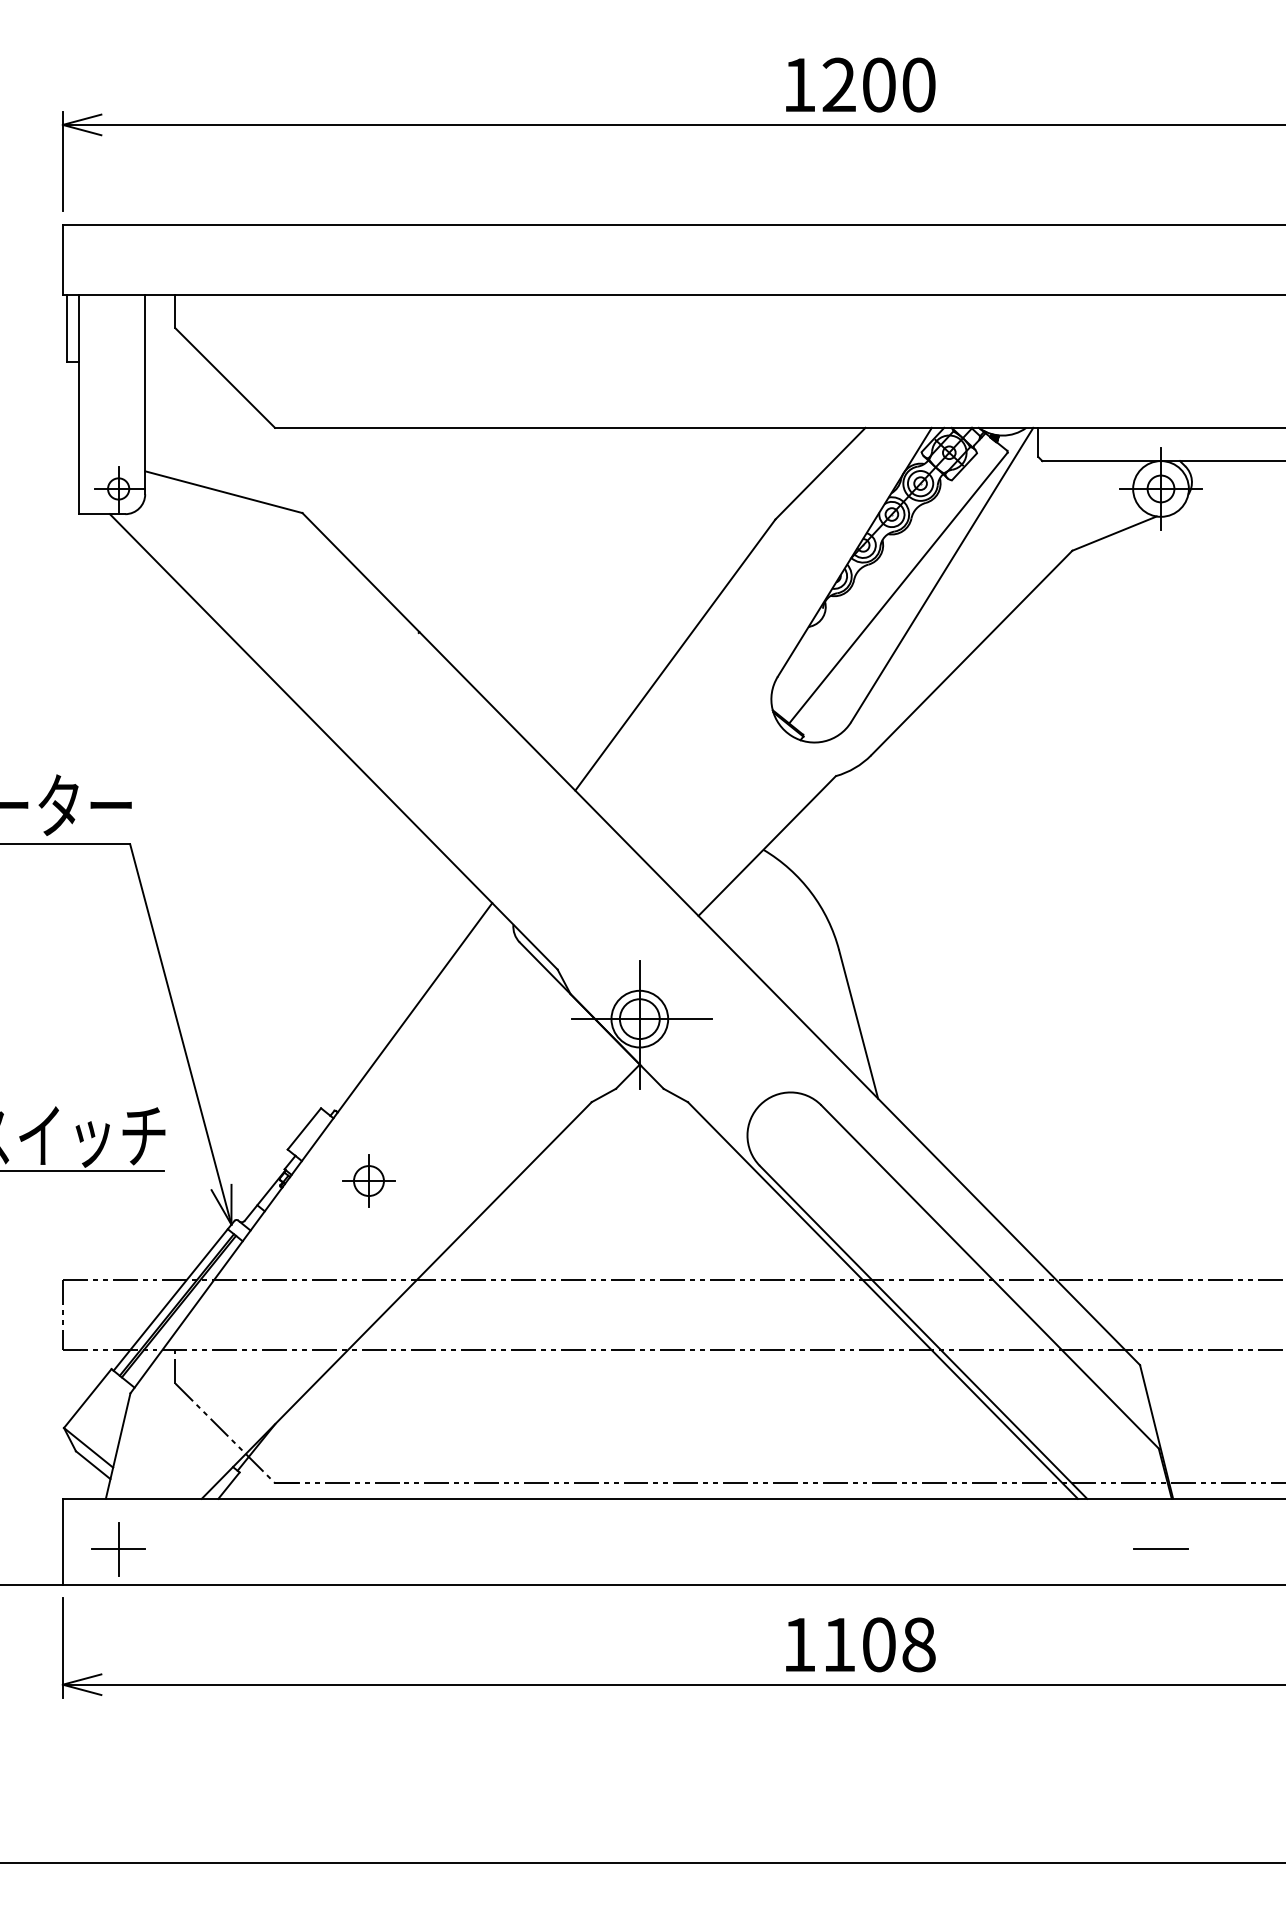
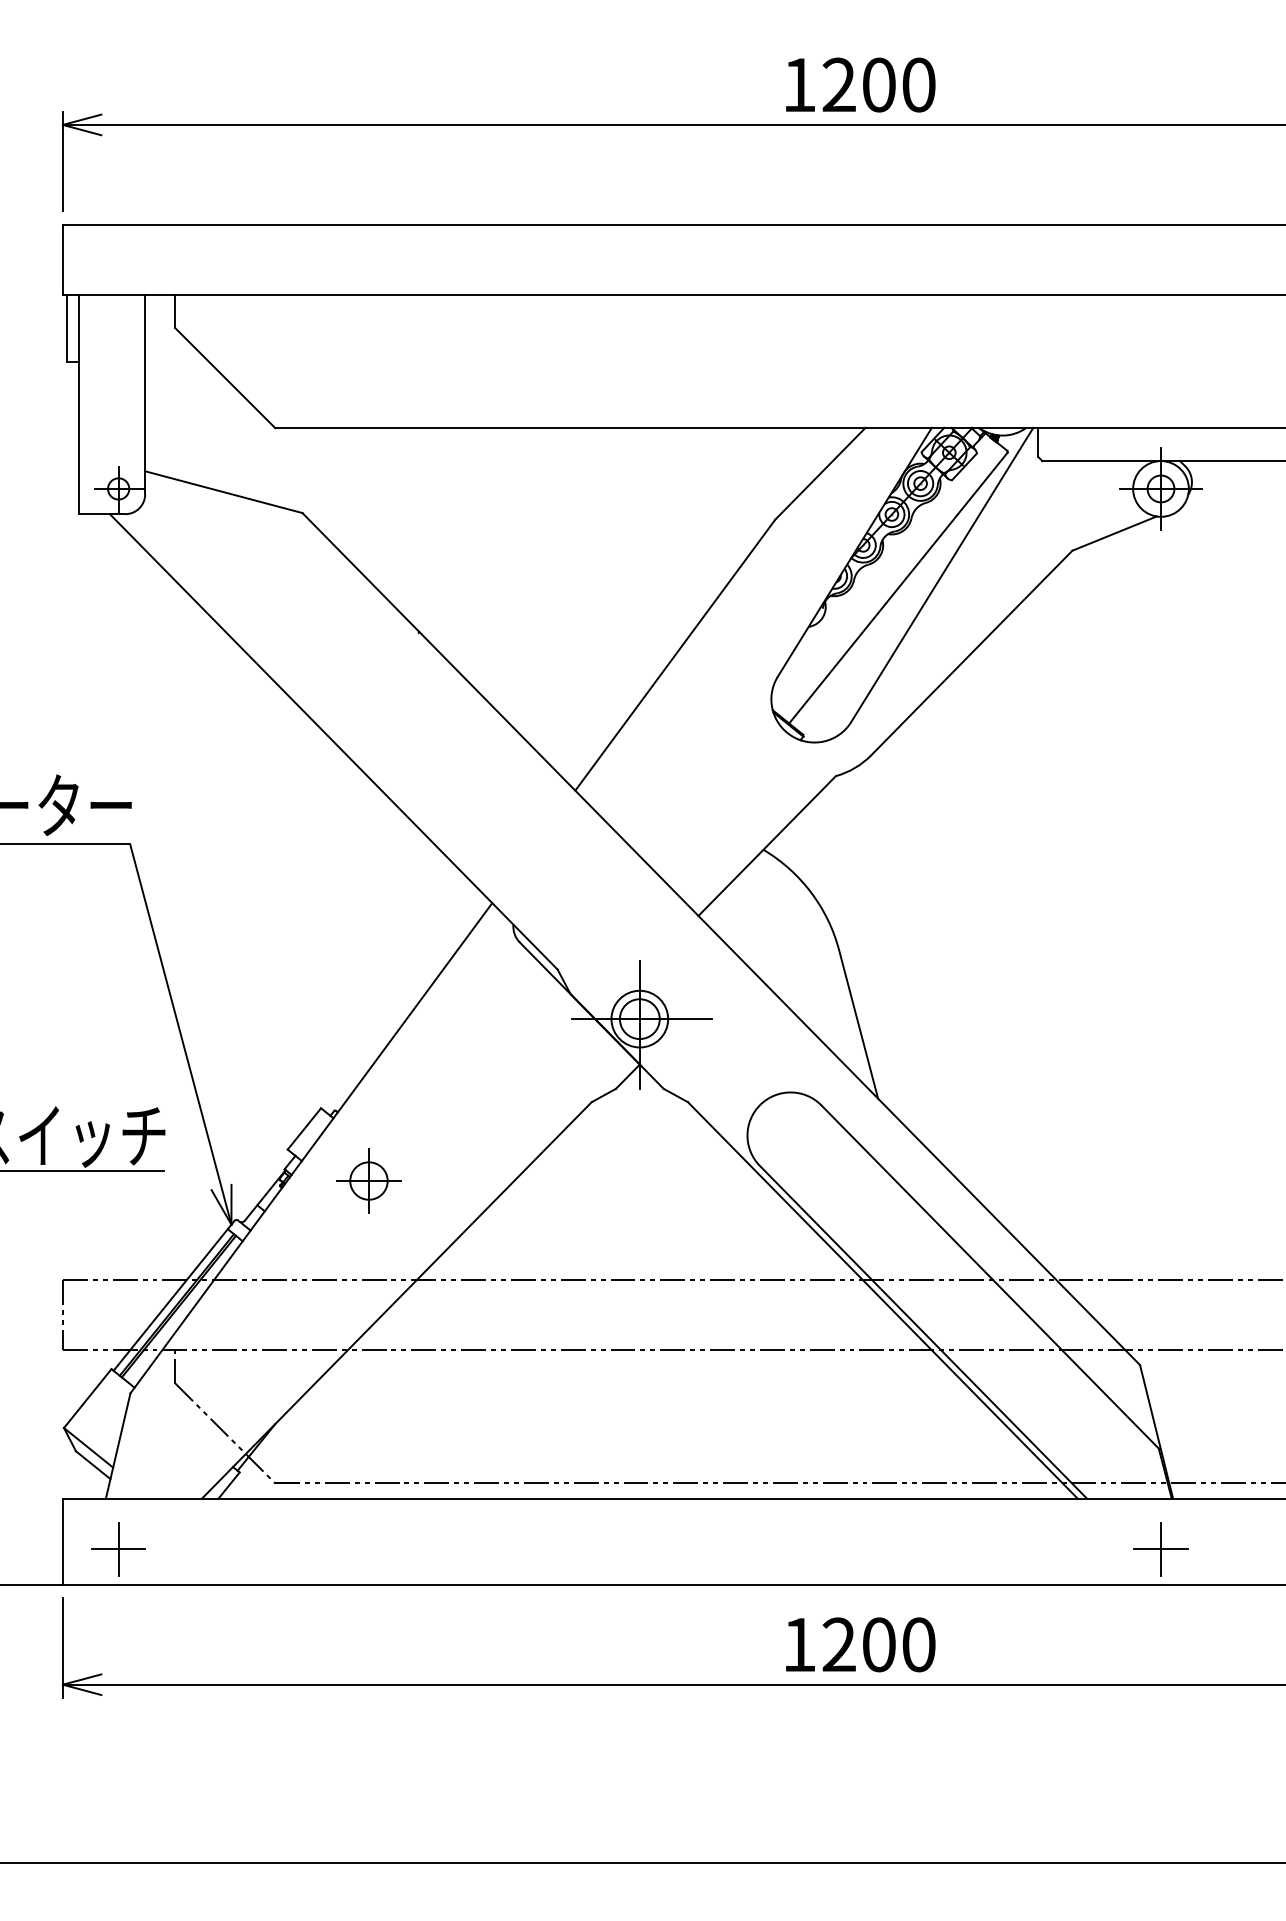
part size: 54x54 px -> 66x66 px (368, 1180)
line: none -> present (1161, 1548)
text: 1108 -> 1200 (878, 1644)
